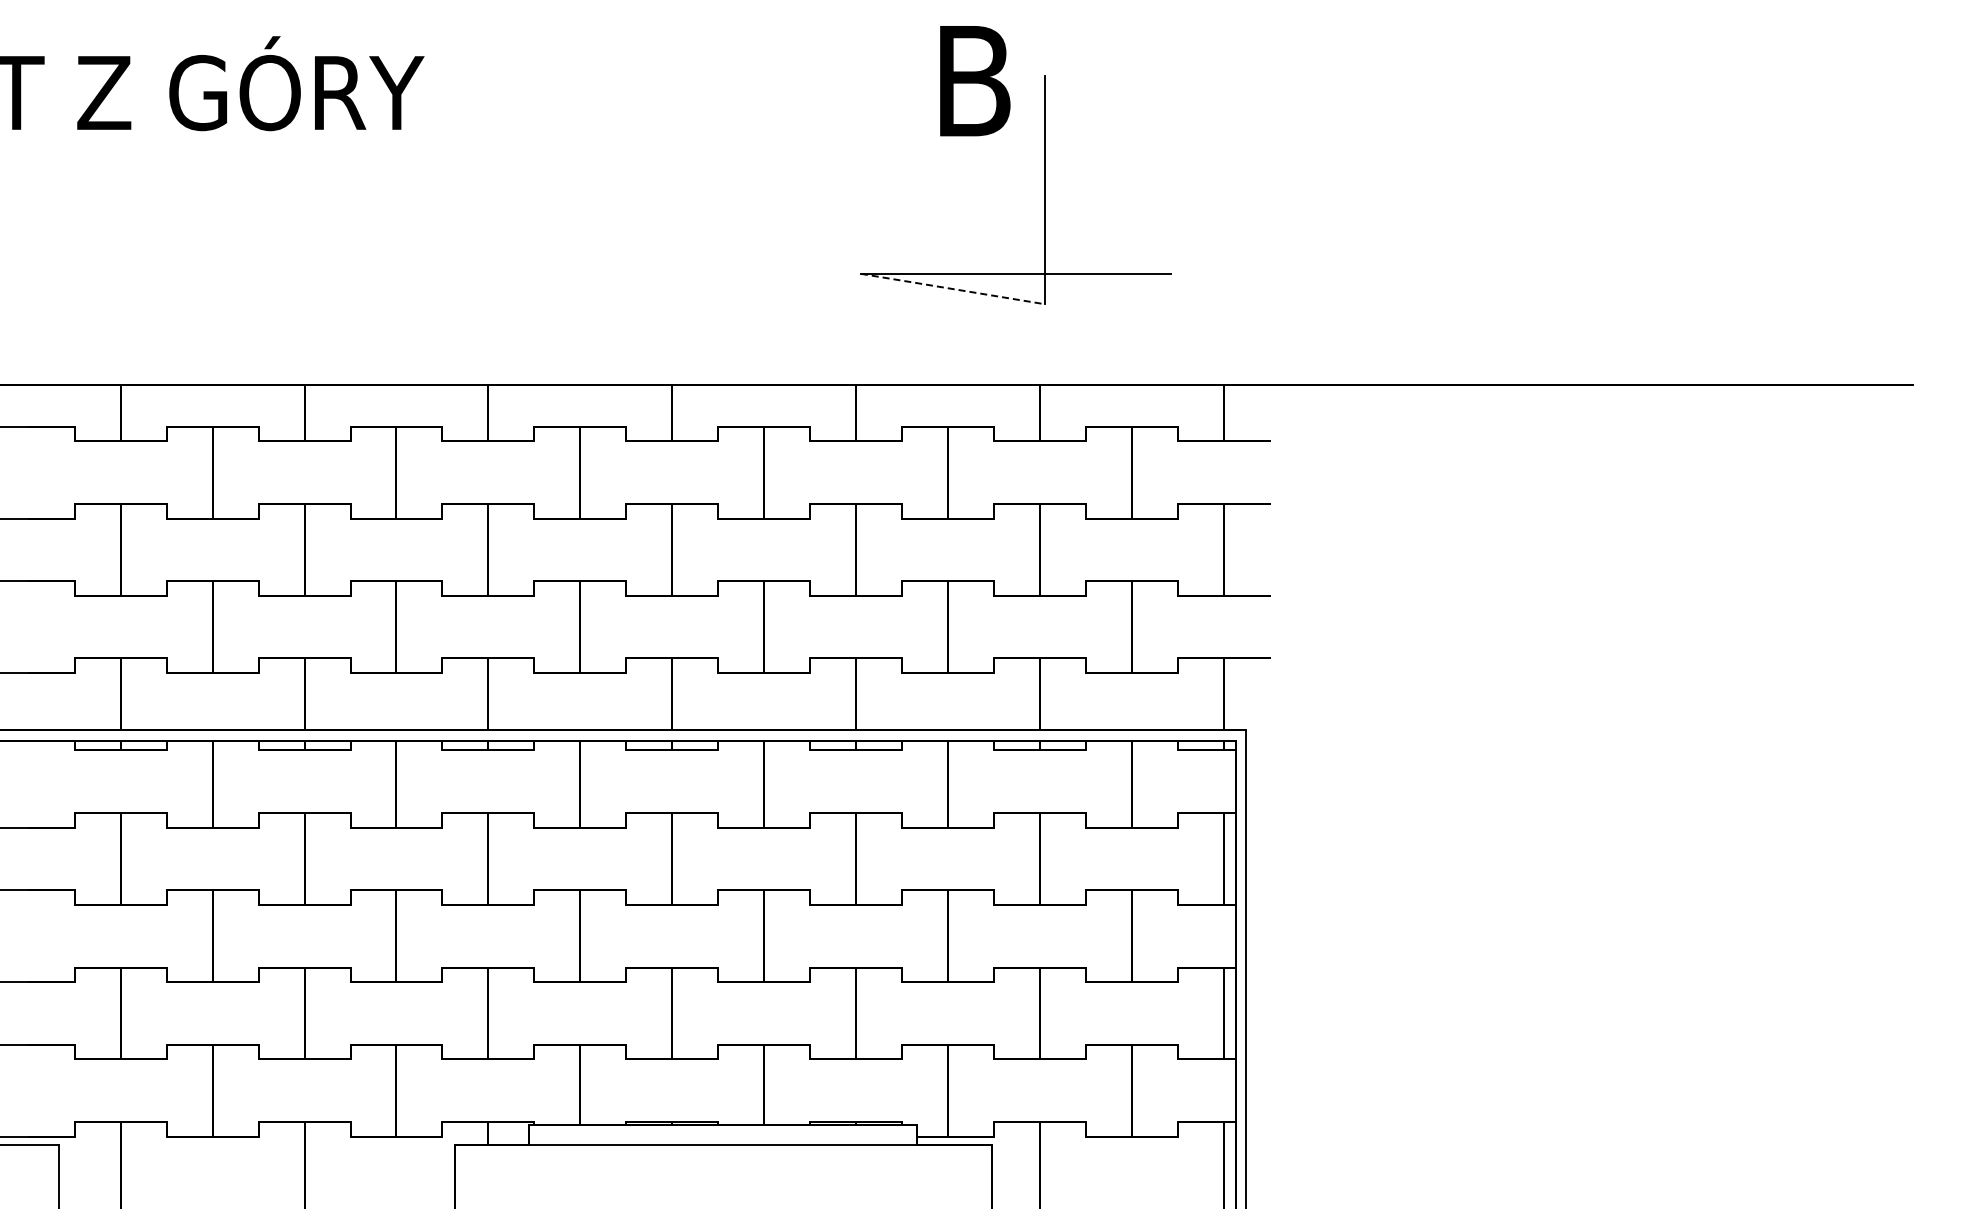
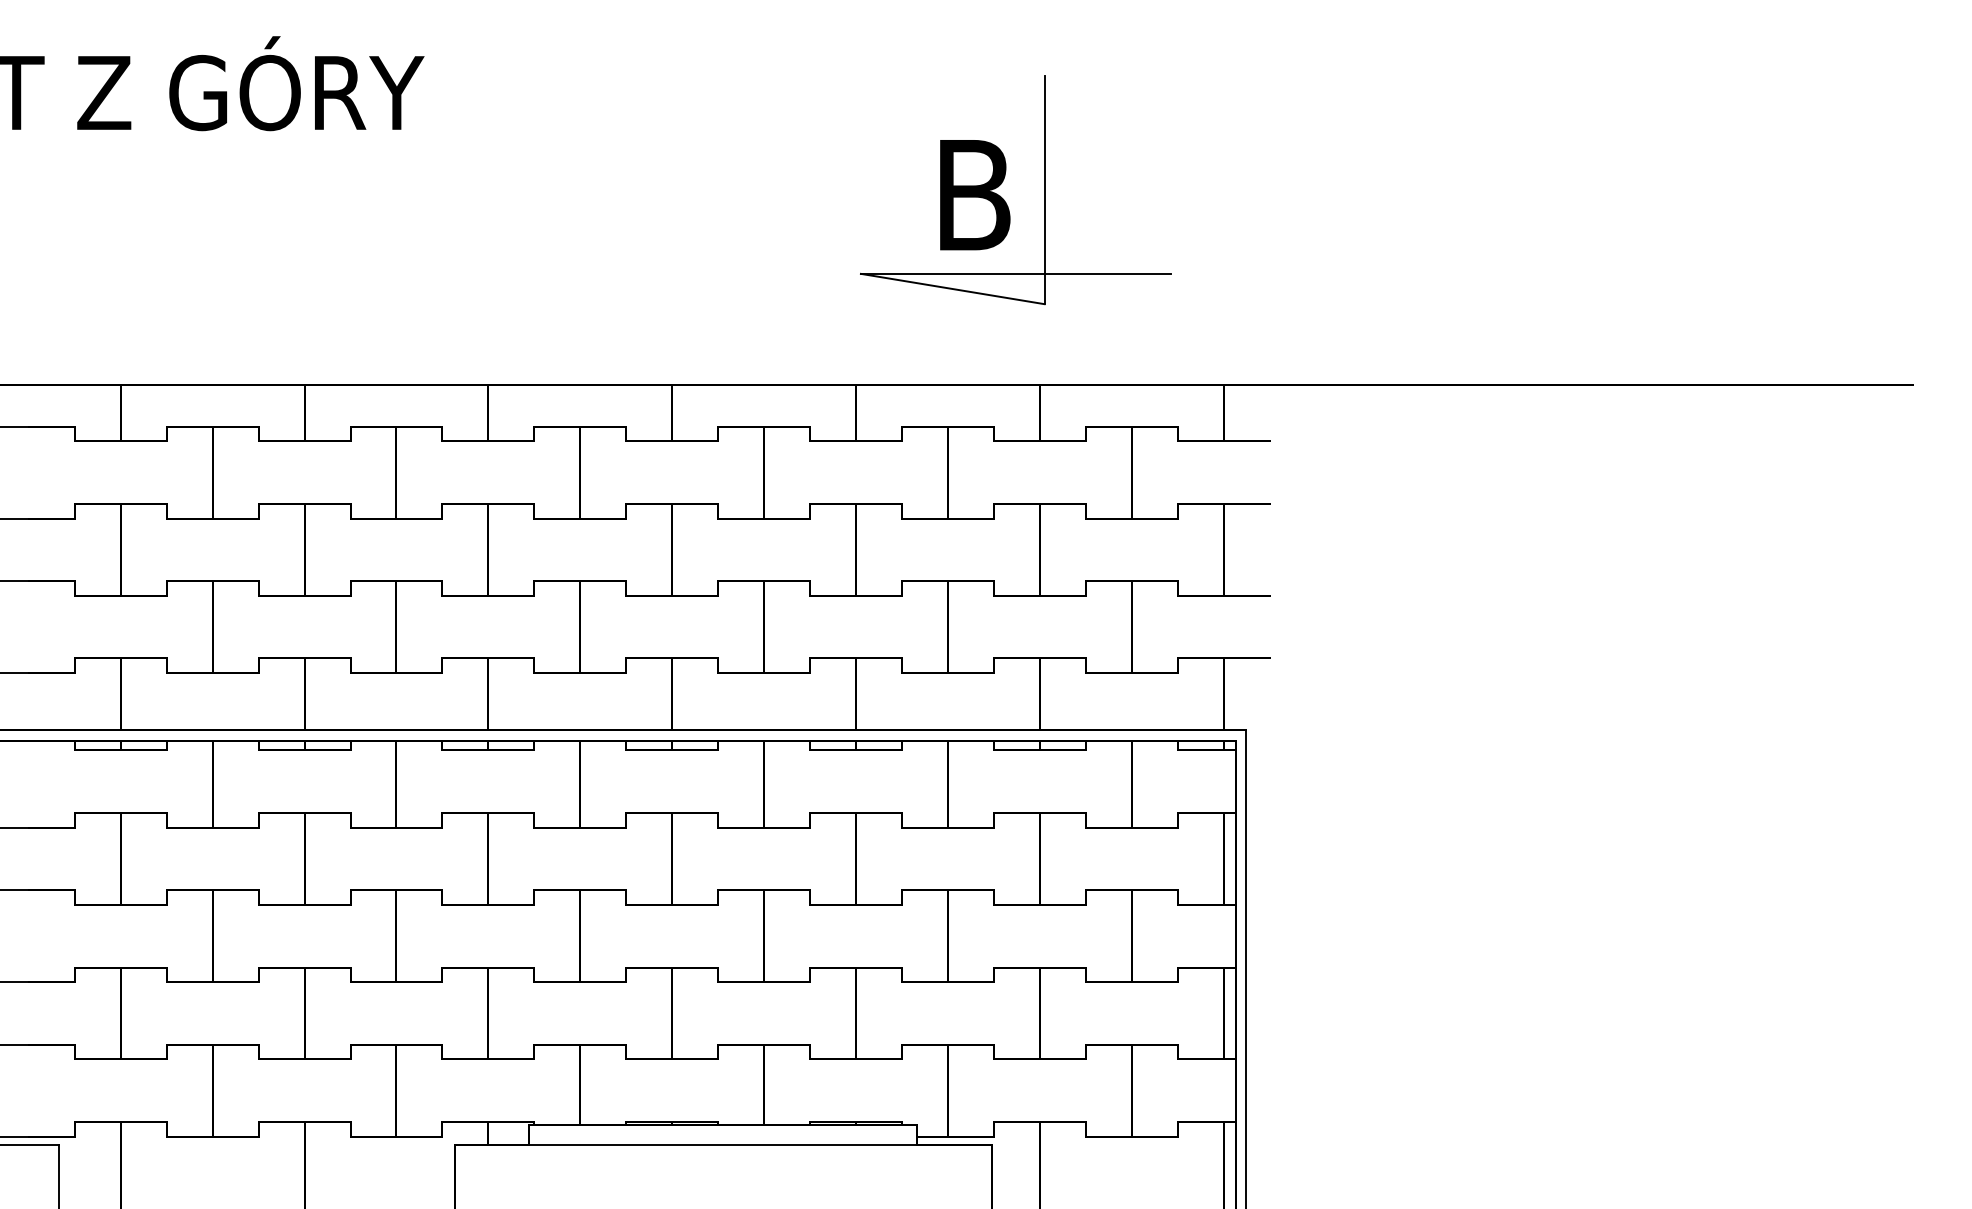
text position: (975, 81) -> (975, 195) (975, 195)
line: dashed -> solid (953, 289)
